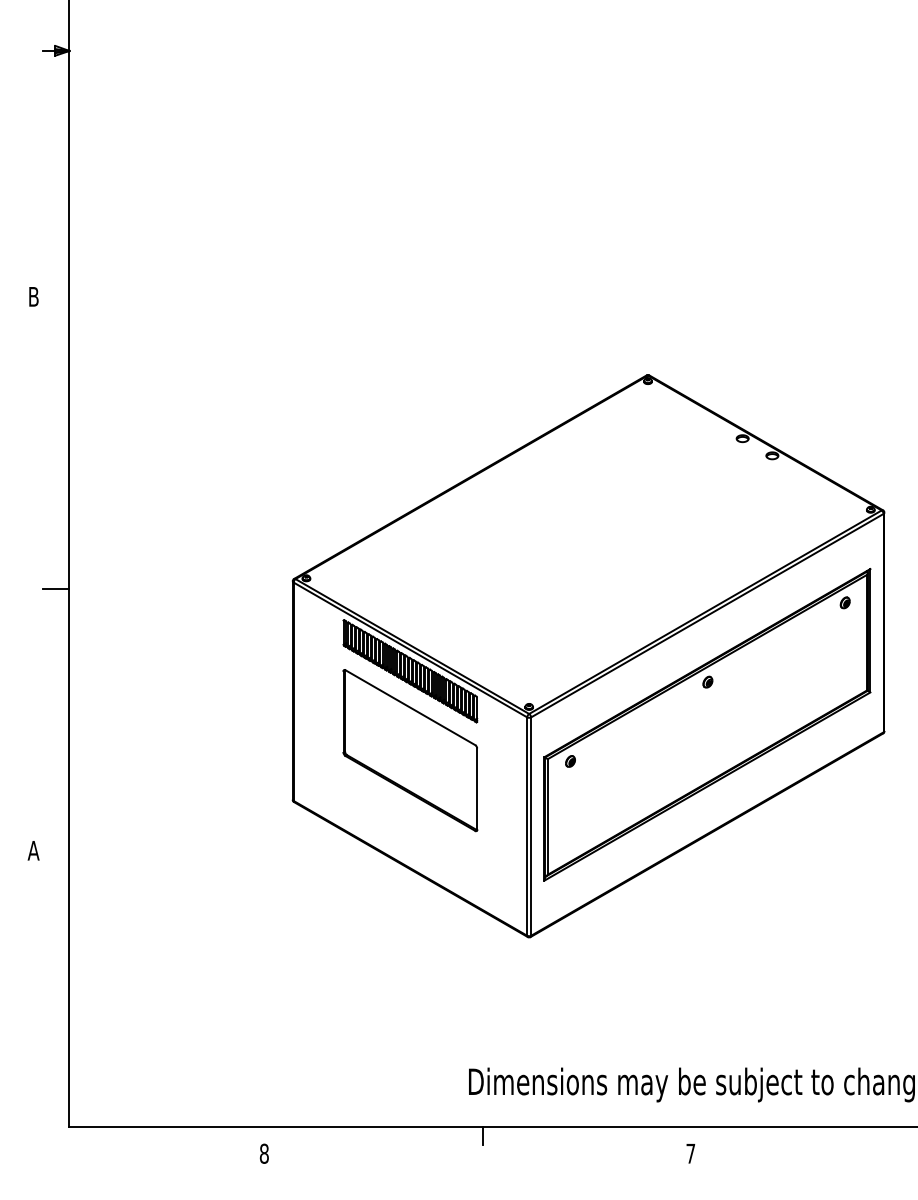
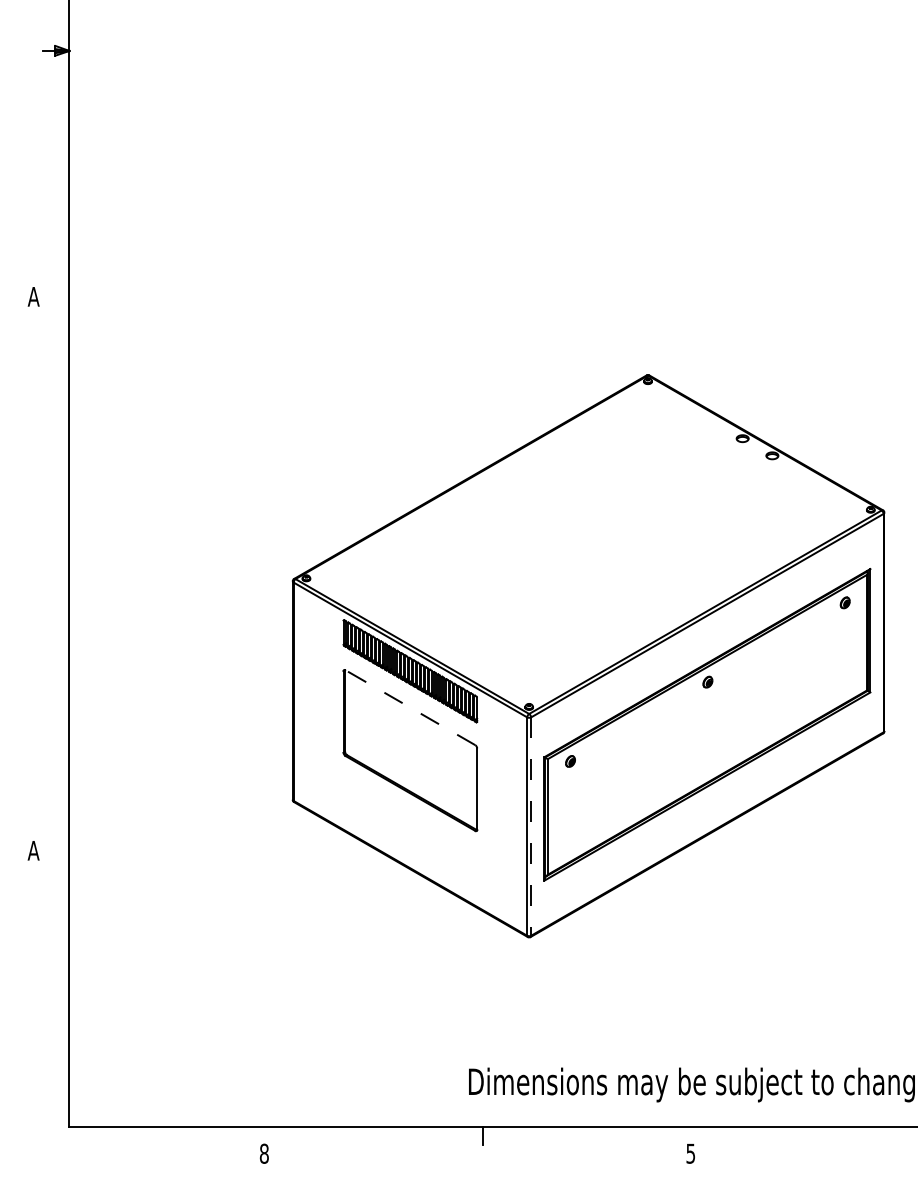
text: B -> A (33, 296)
line: present -> none (56, 589)
line: solid -> dashed (409, 707)
line: solid -> dashed (531, 827)
text: 7 -> 5 (690, 1153)
